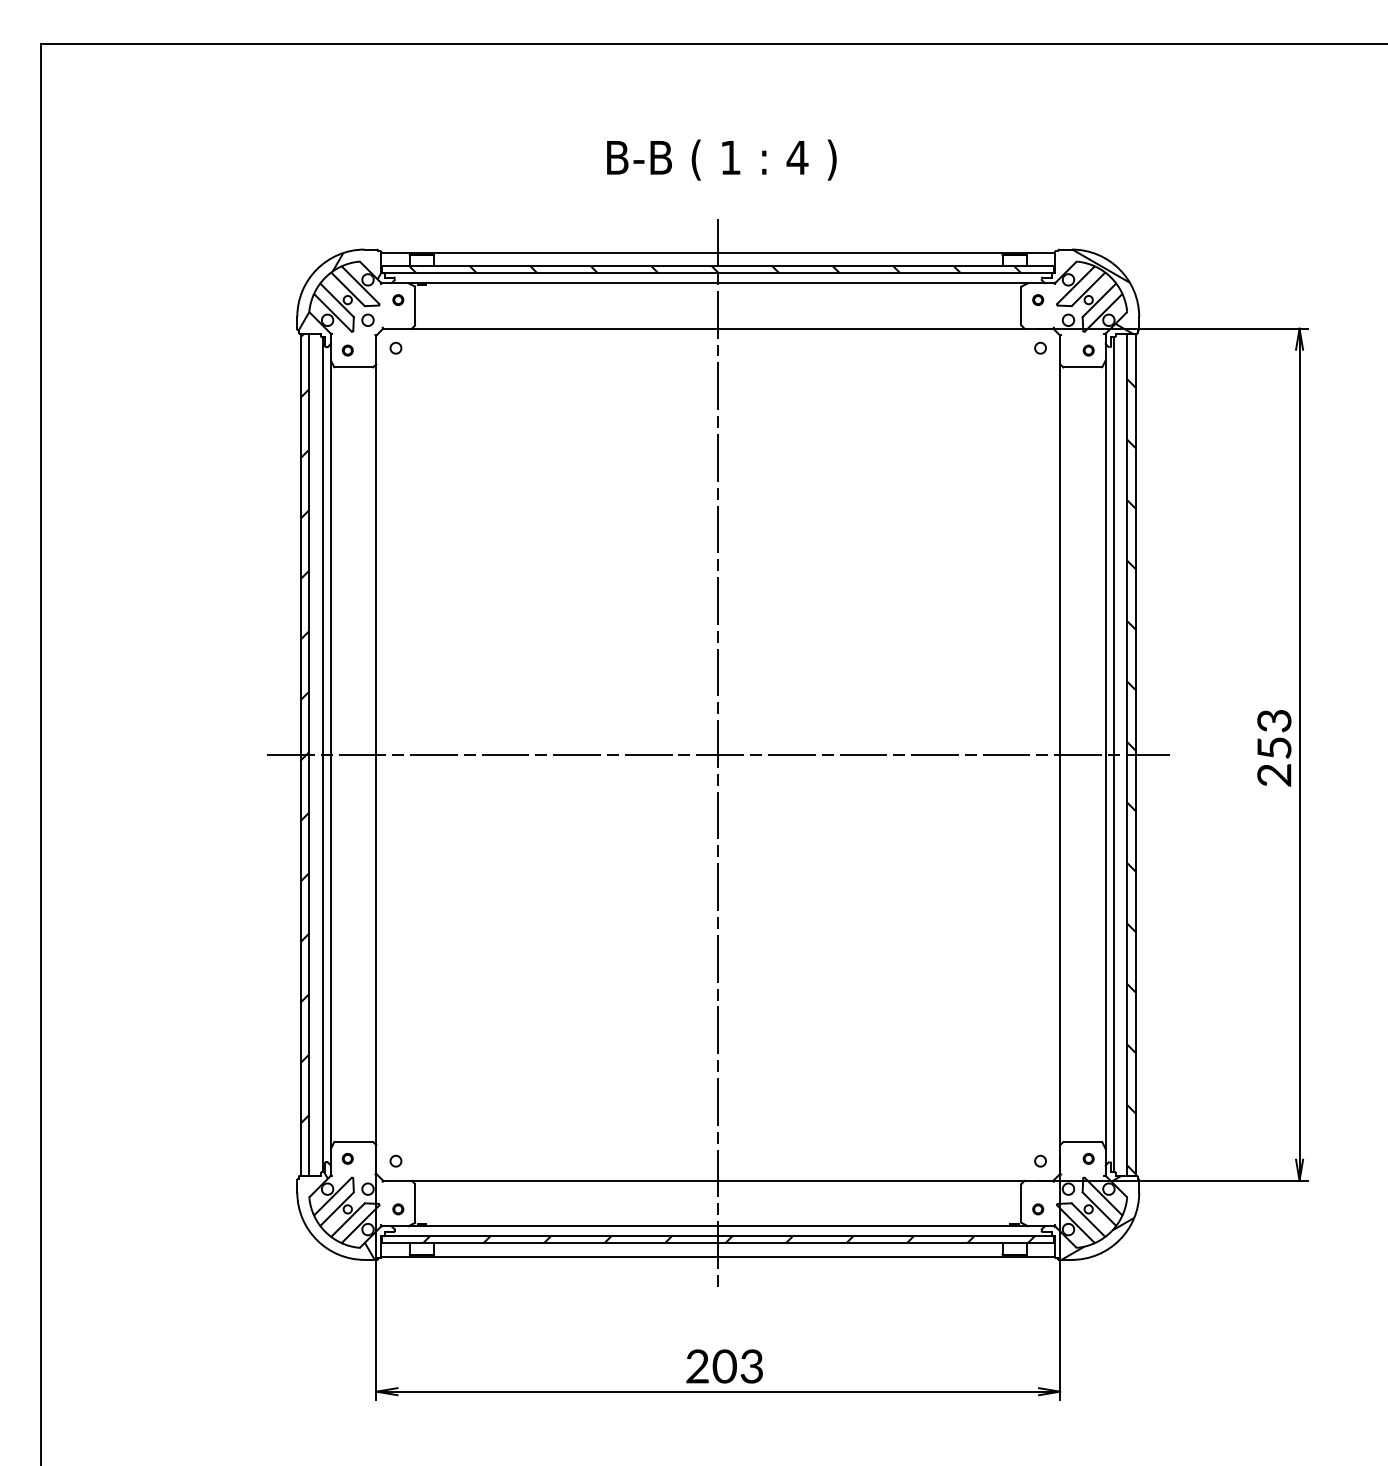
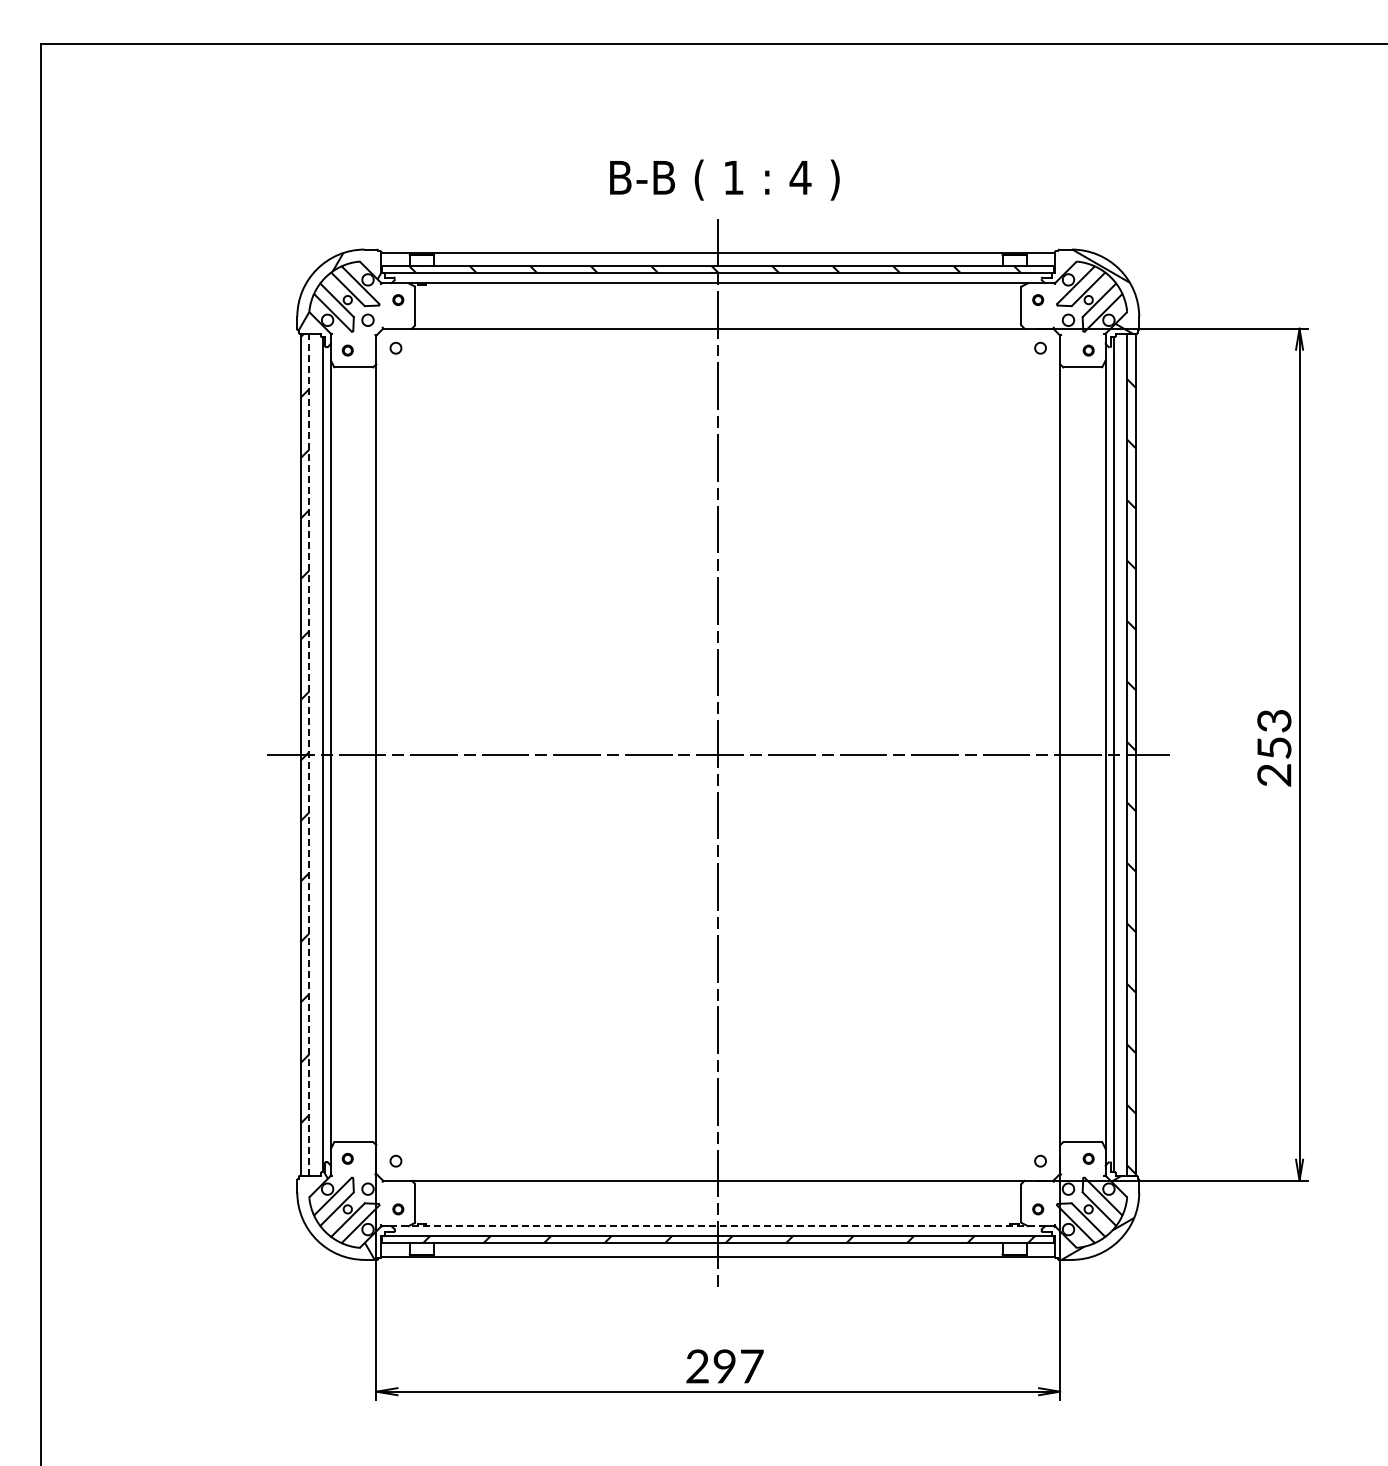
text position: (721, 159) -> (724, 179) (724, 179)
line: solid -> dashed (309, 754)
line: solid -> dashed (717, 1226)
text: 203 -> 297 (737, 1366)
